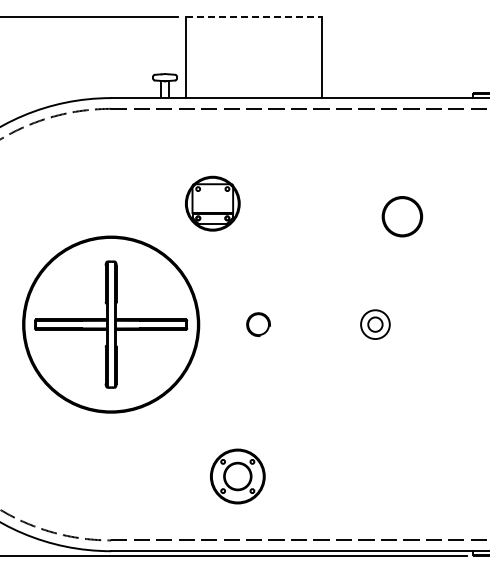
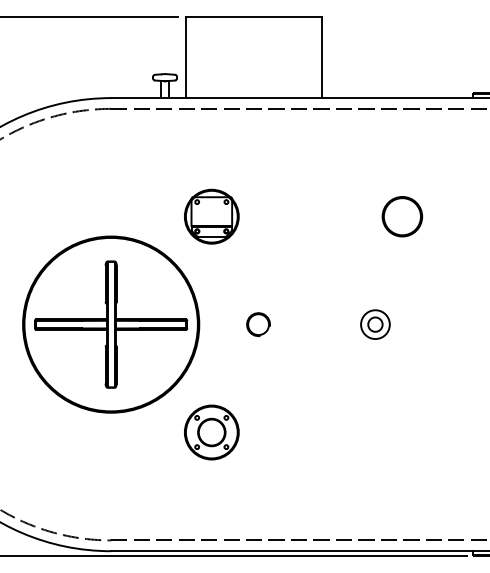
line: dashed -> solid (254, 17)
part position: (212, 203) -> (211, 216) (211, 216)
part position: (237, 476) -> (211, 432) (211, 432)
